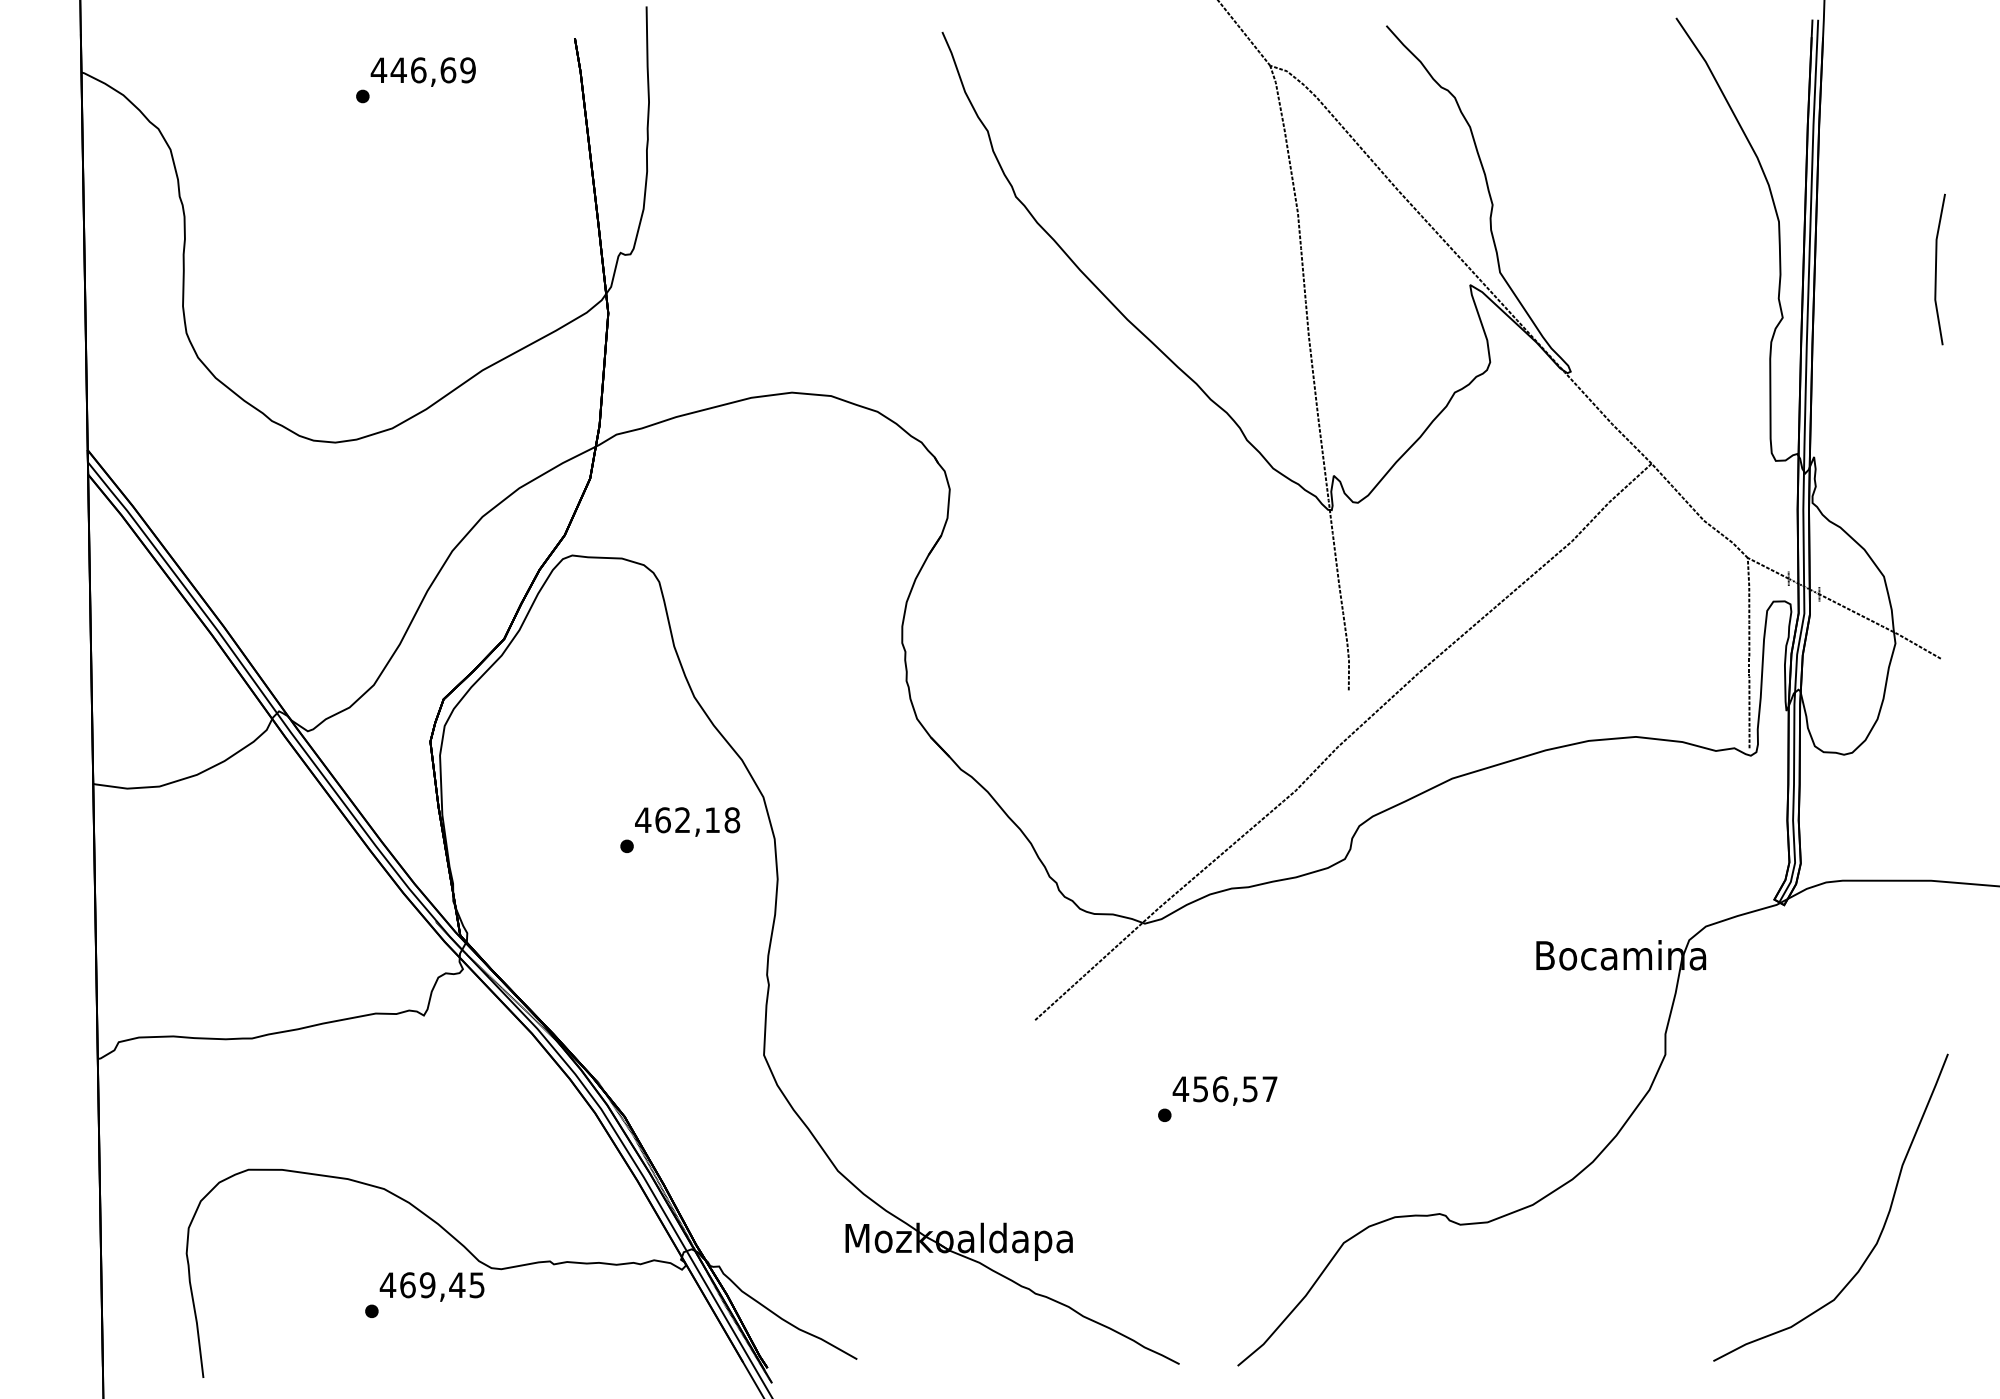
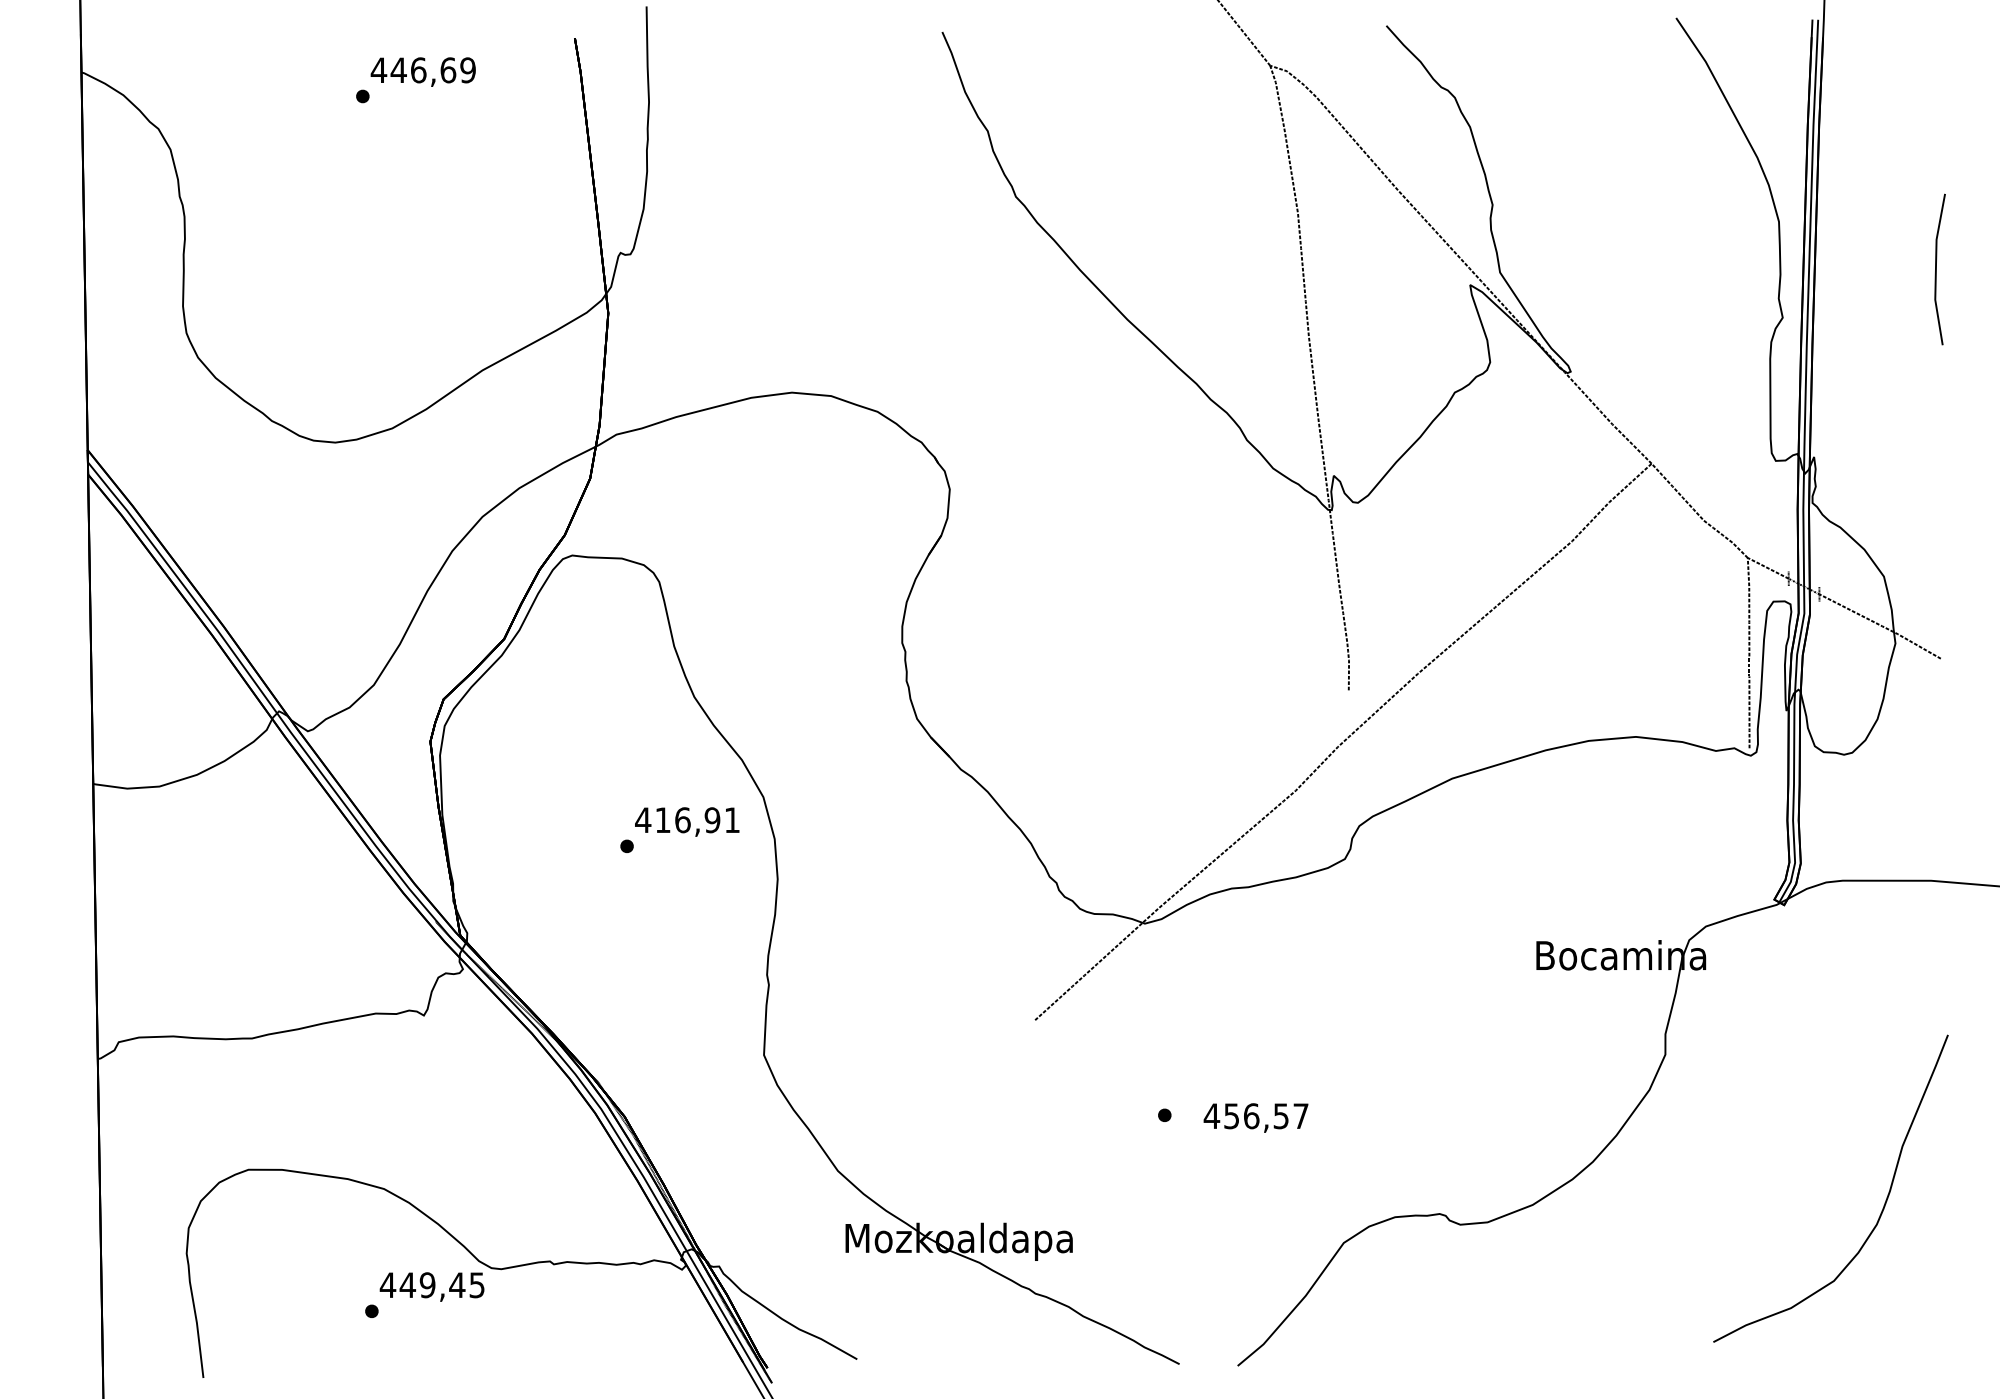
text: 462,18 -> 416,91 (697, 820)
text position: (1224, 1090) -> (1255, 1117) (1255, 1117)
part position: (1881, 1229) -> (1881, 1210) (1881, 1210)
text: 469,45 -> 449,45 (407, 1285)
